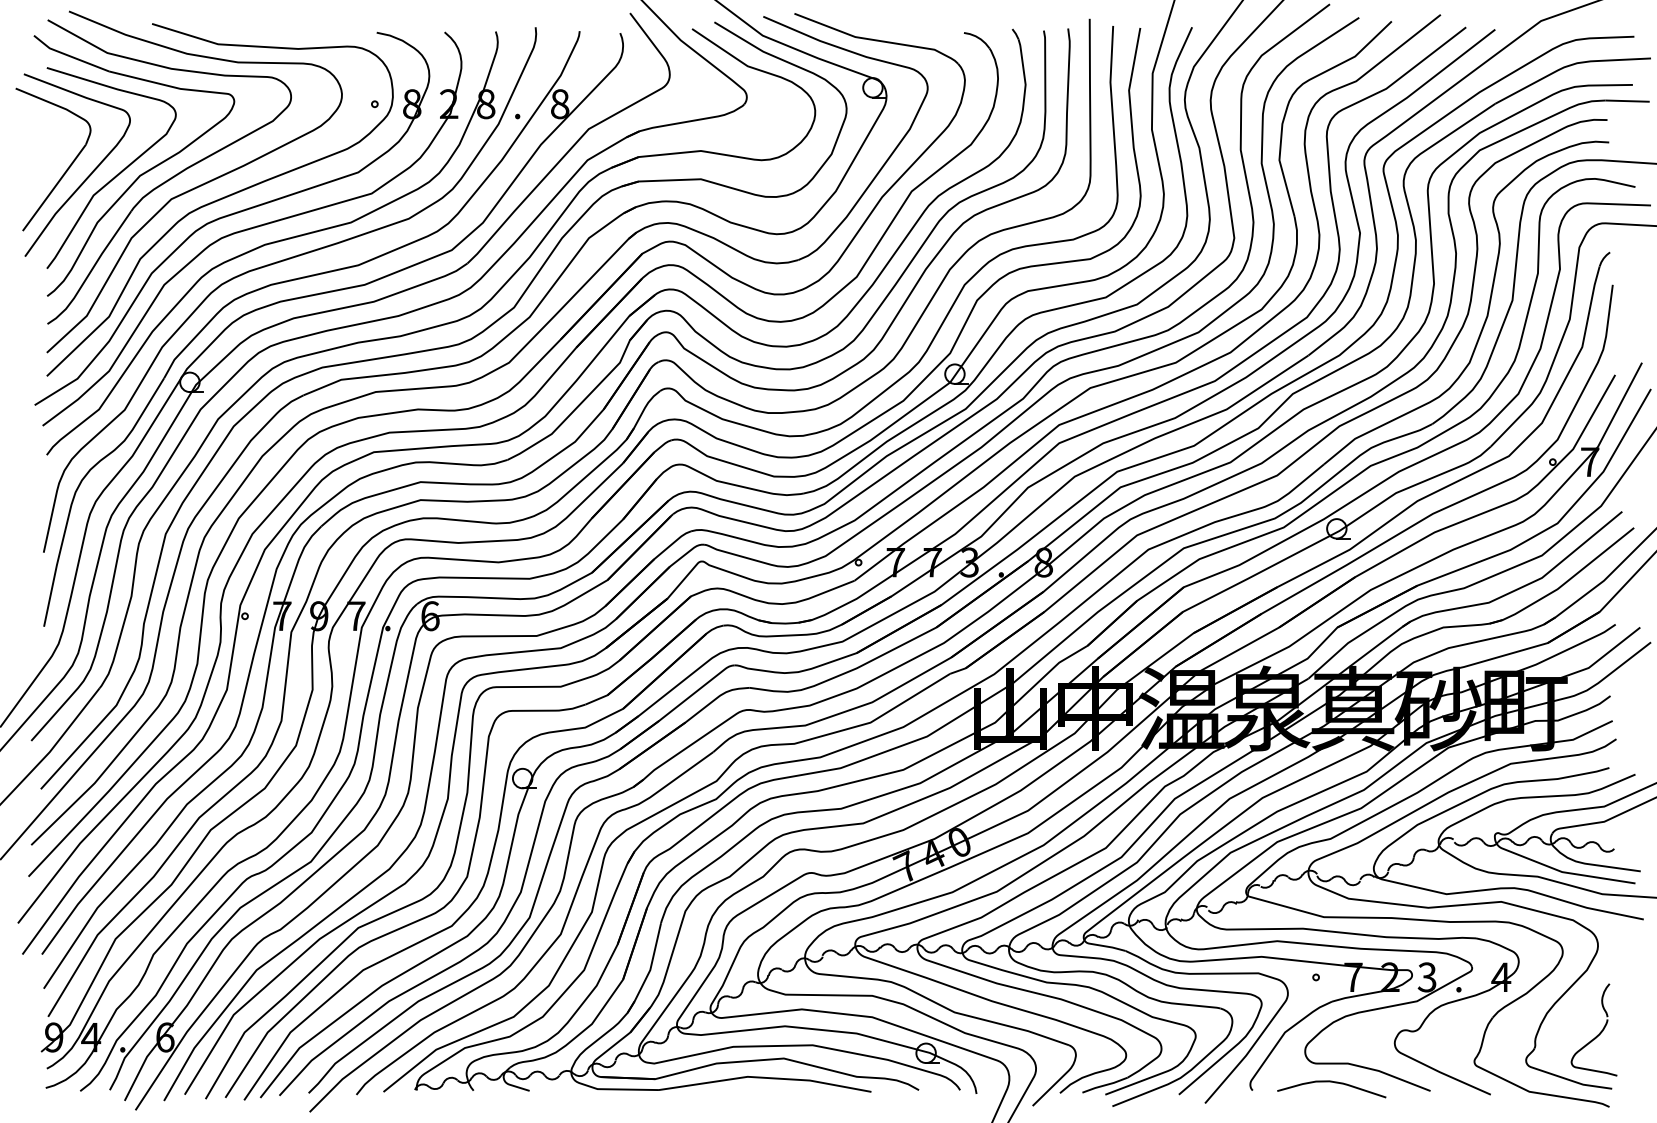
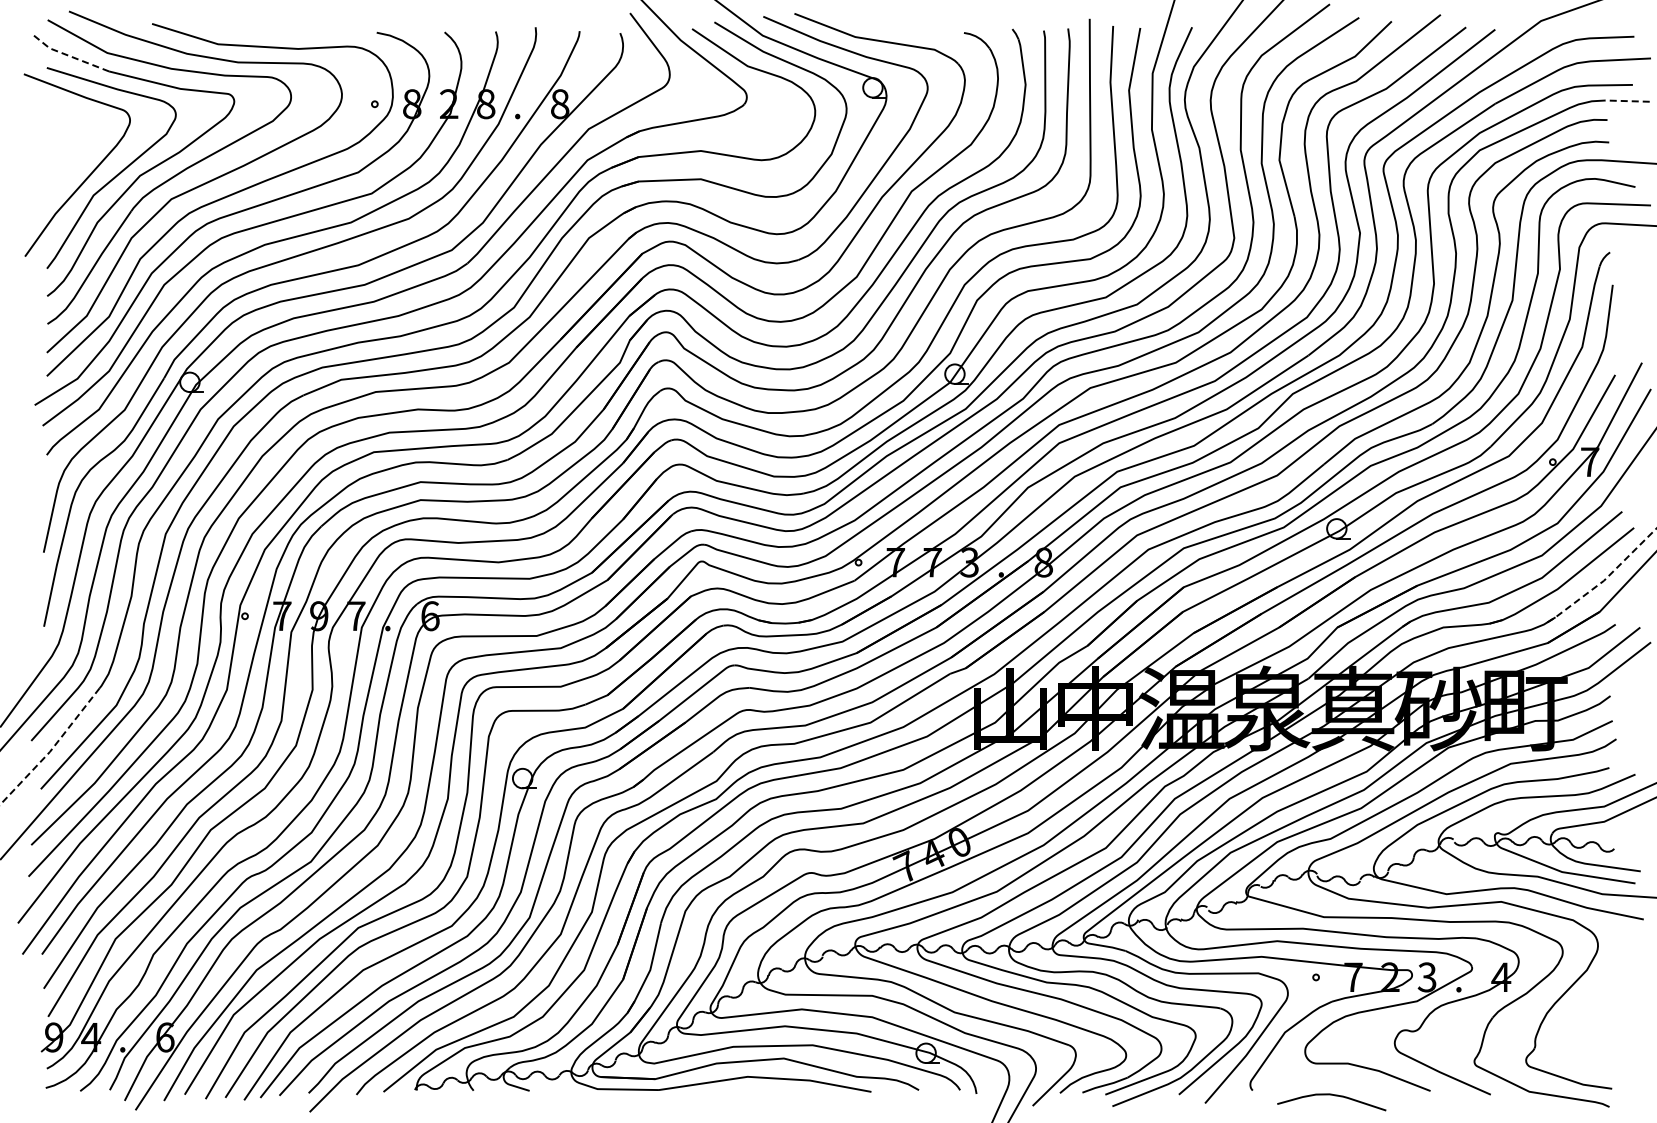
line: solid -> dashed (69, 55)
line: solid -> dashed (1627, 101)
part: present -> none (65, 170)
line: solid -> dashed (1604, 580)
line: solid -> dashed (52, 748)
part: present -> none (1597, 1034)
curve position: (1334, 1083) -> (1334, 1096) (1334, 1096)
